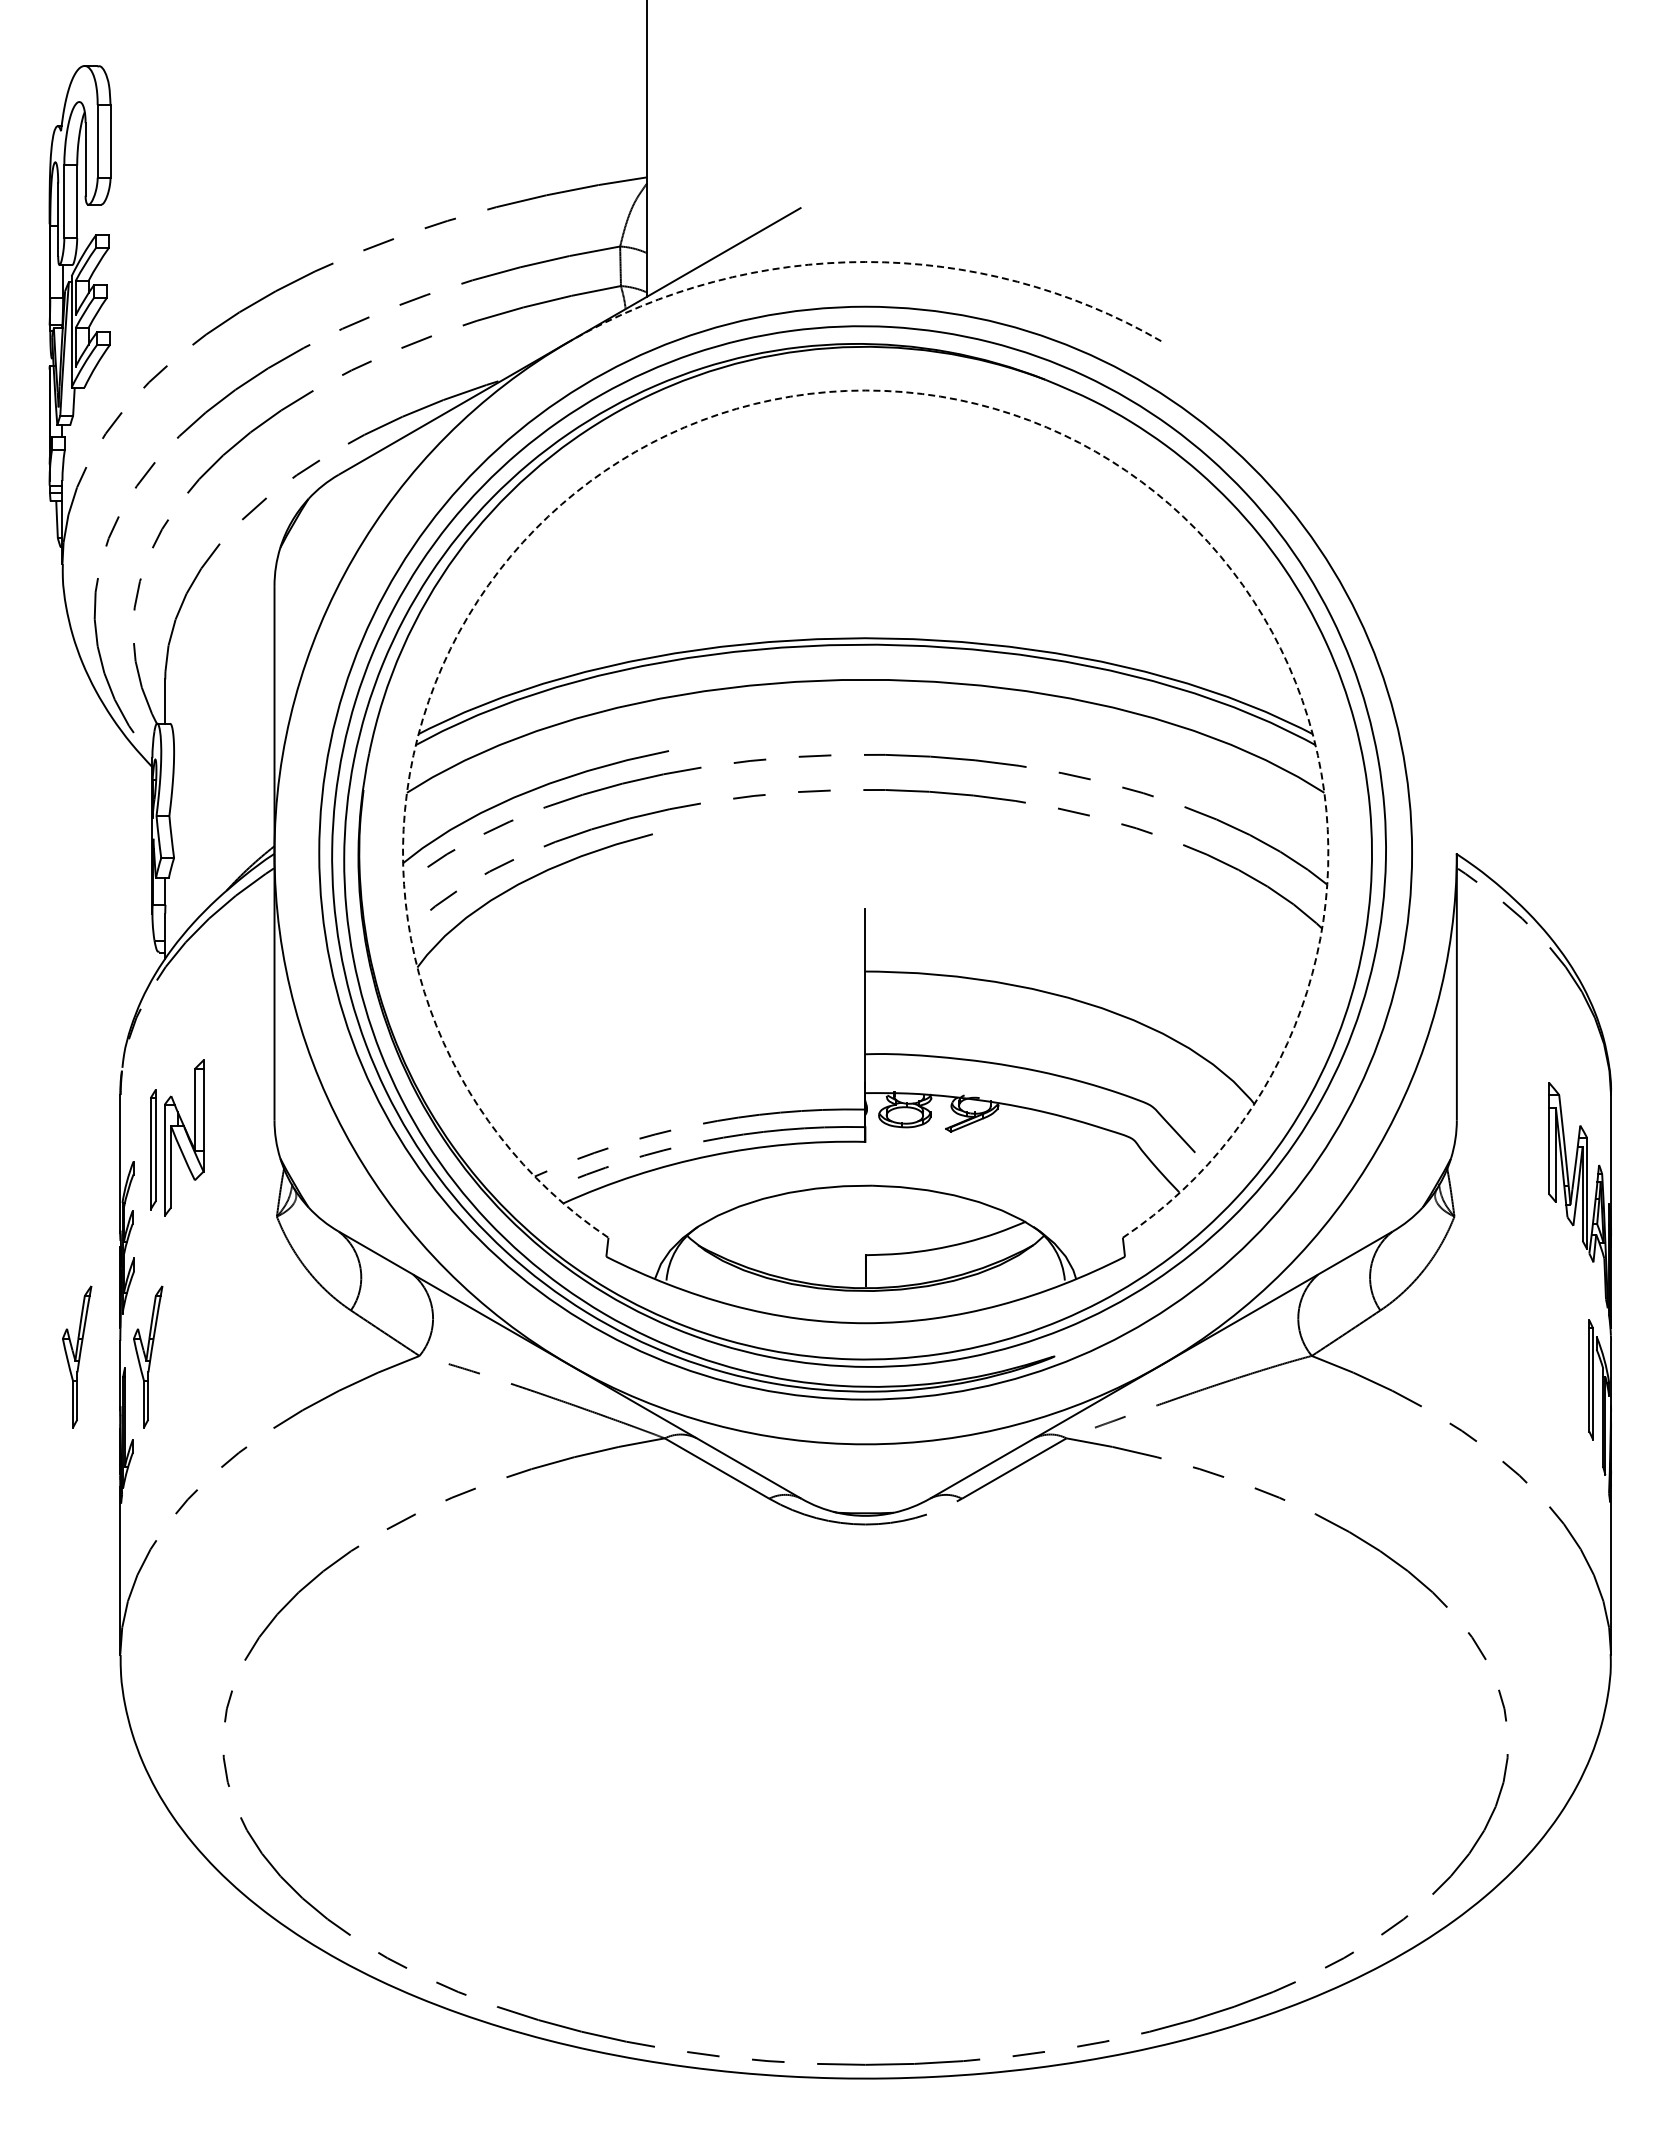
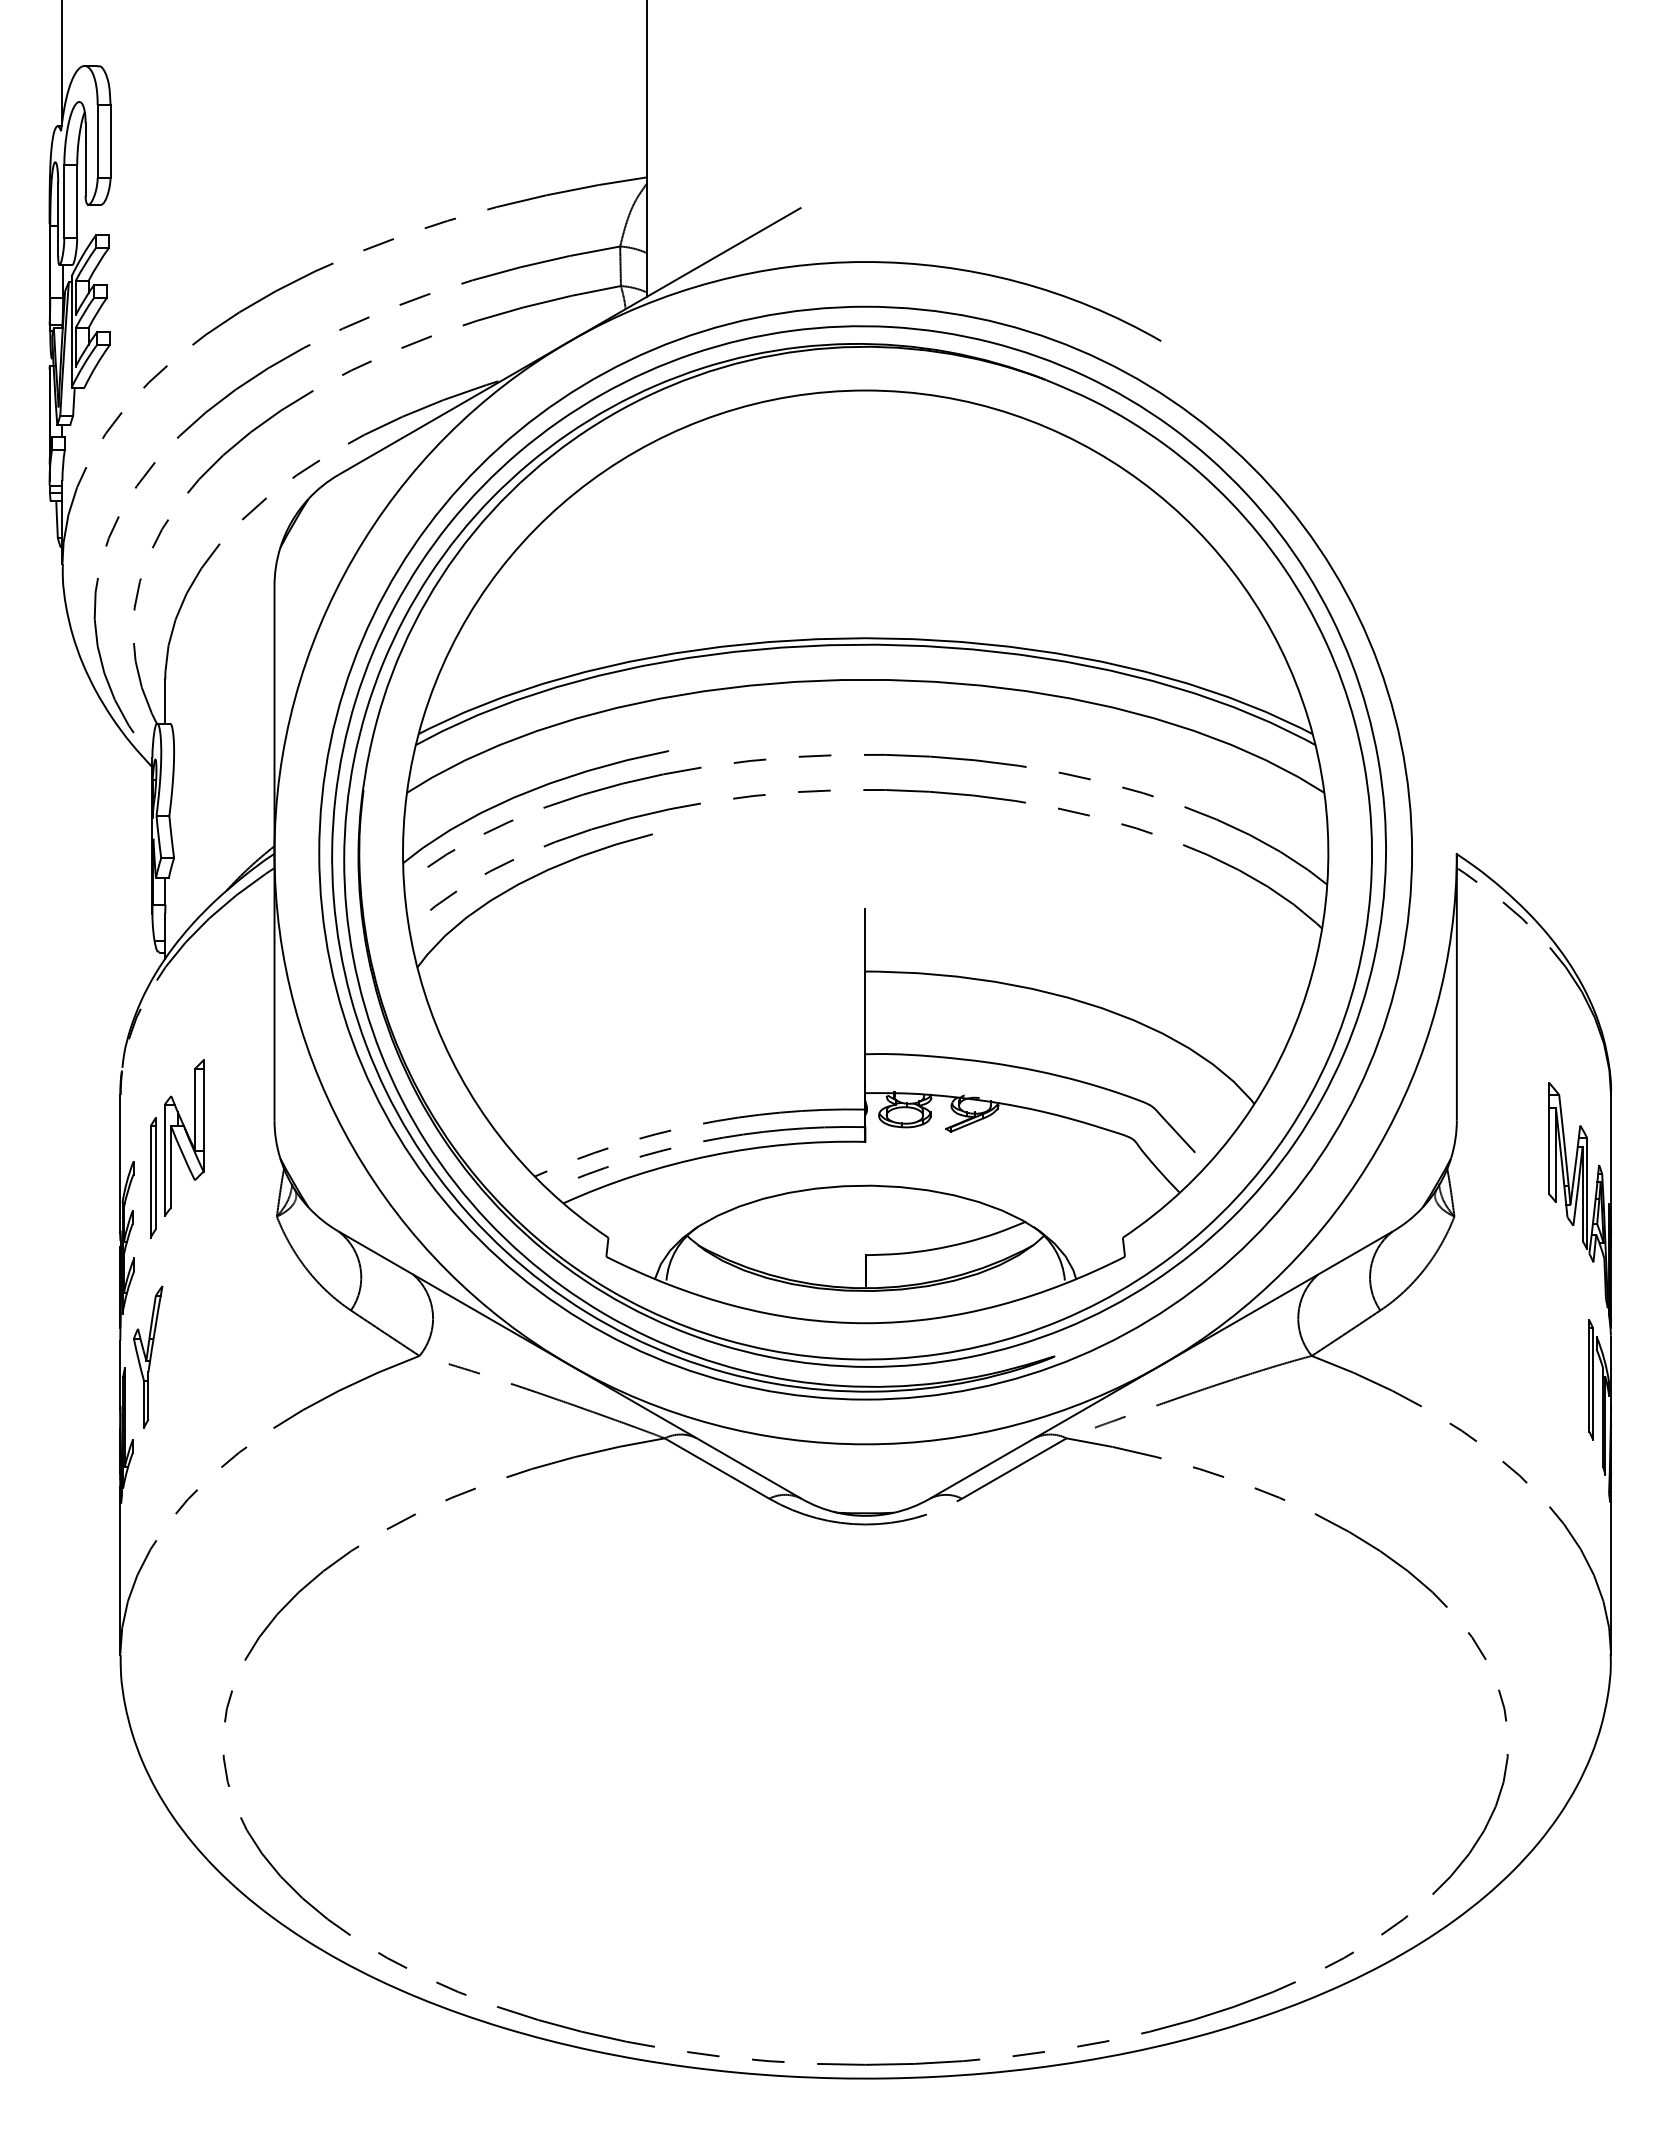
line: none -> present (62, 61)
arc: dashed -> solid (865, 262)
arc: dashed -> solid (865, 390)
part position: (153, 1149) -> (153, 1177) (153, 1177)
part: present -> none (77, 1356)
